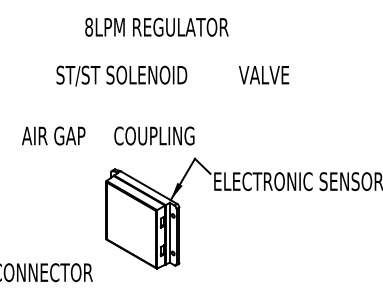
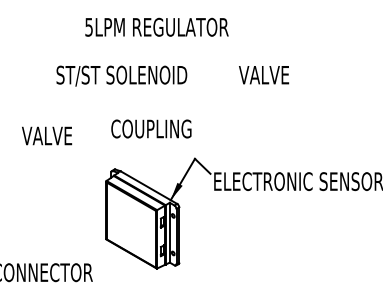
text: 8LPM -> 5LPM (89, 26)
text: AIR GAP -> VALVE (53, 135)
text position: (154, 135) -> (151, 128) (151, 128)
